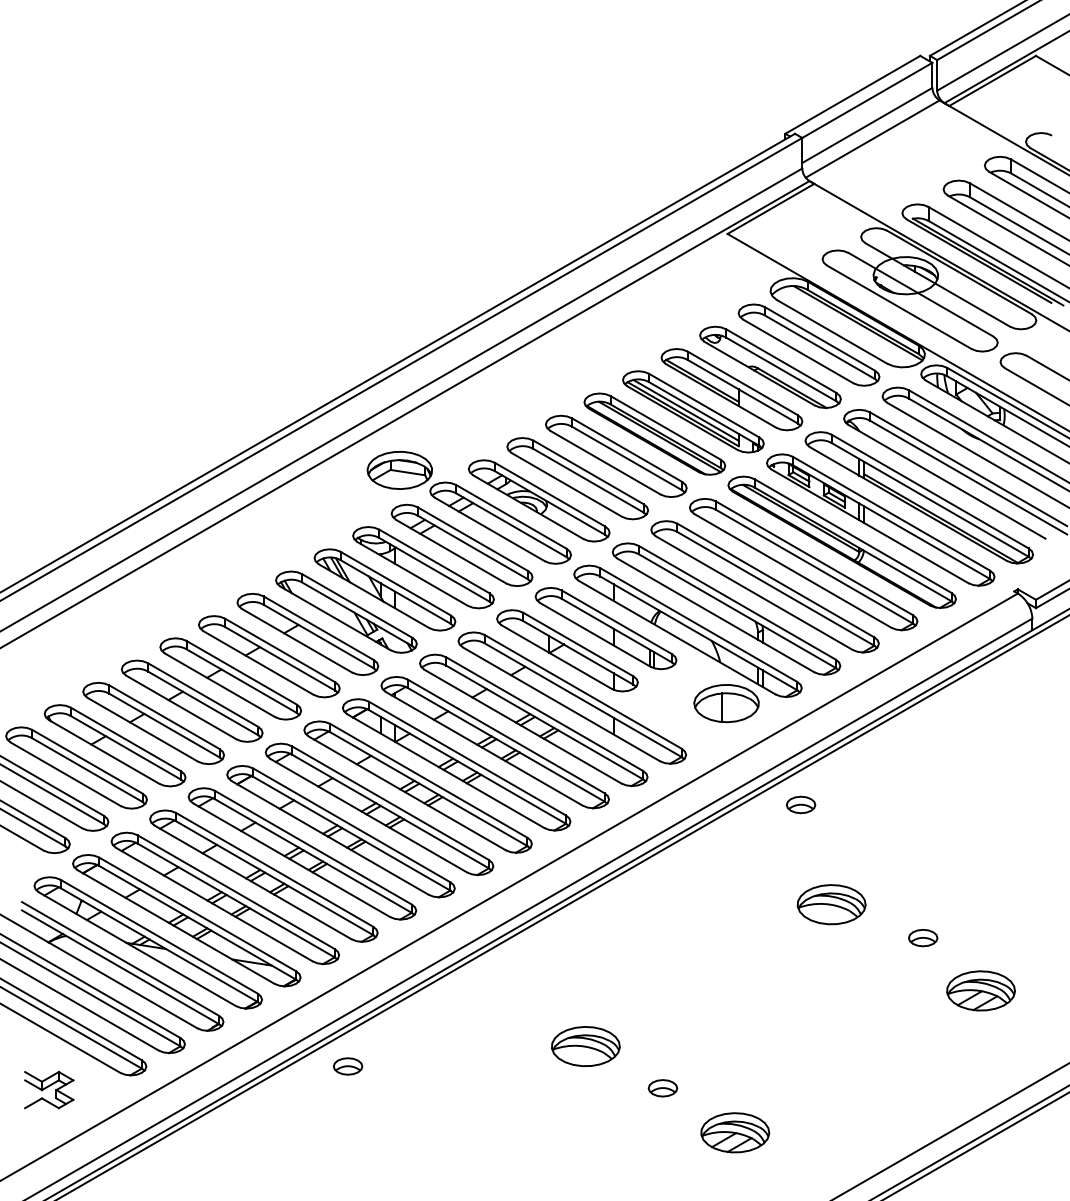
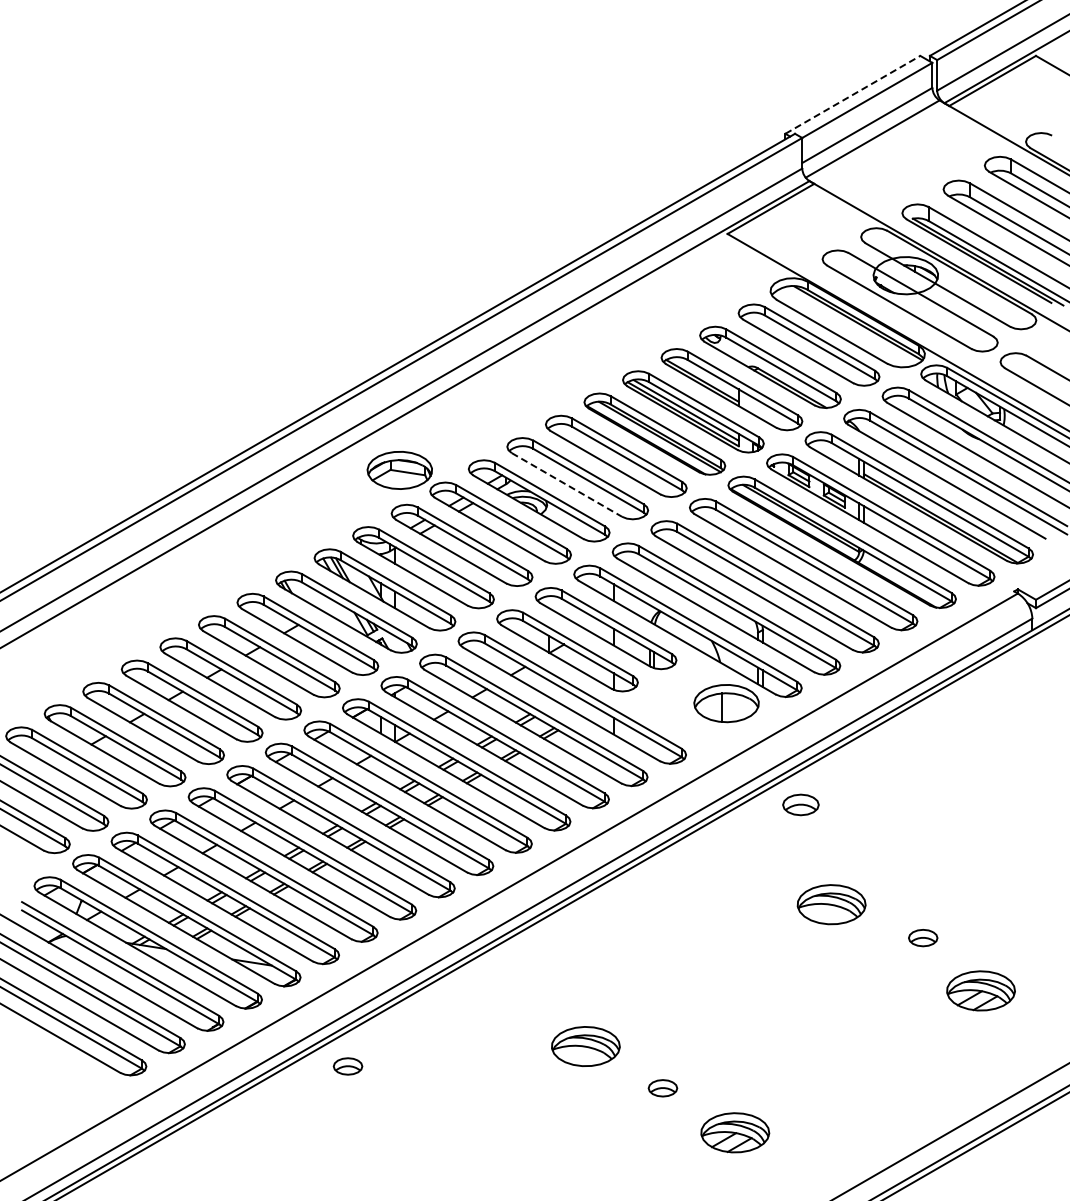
line: solid -> dashed (852, 94)
line: solid -> dashed (566, 484)
part size: 31x20 px -> 38x24 px (800, 804)
part: present -> none (49, 1089)
